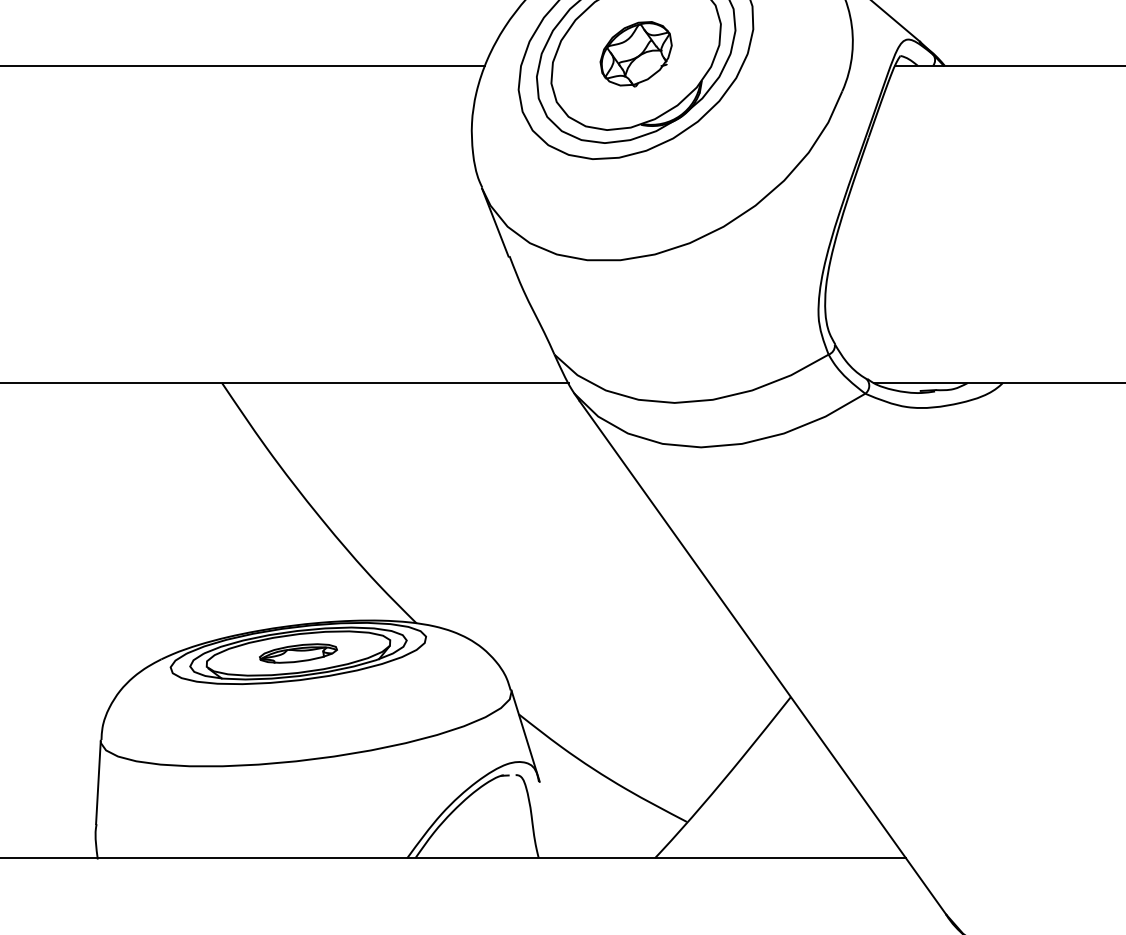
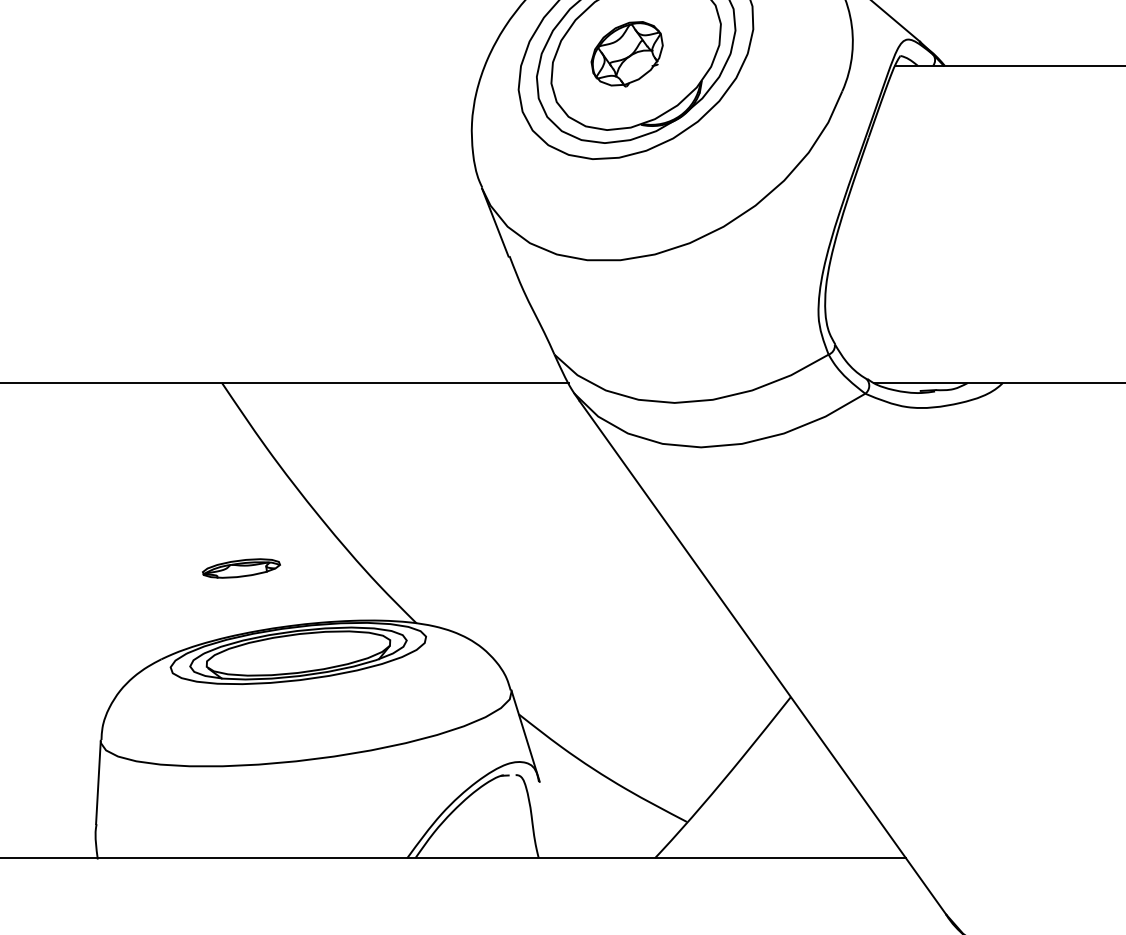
part position: (635, 54) -> (626, 54) (626, 54)
line: present -> none (243, 65)
part position: (298, 653) -> (241, 568) (241, 568)
